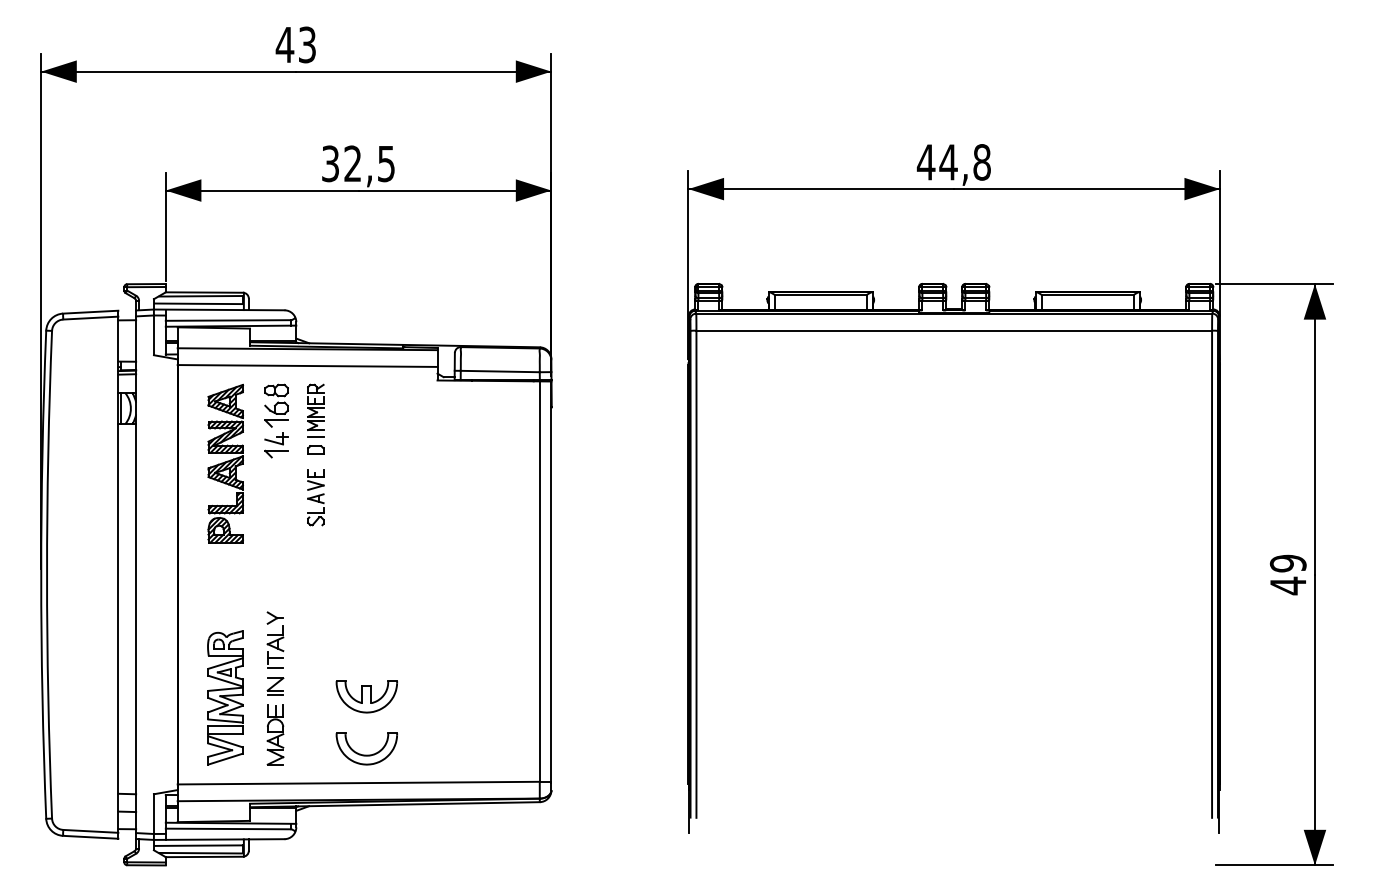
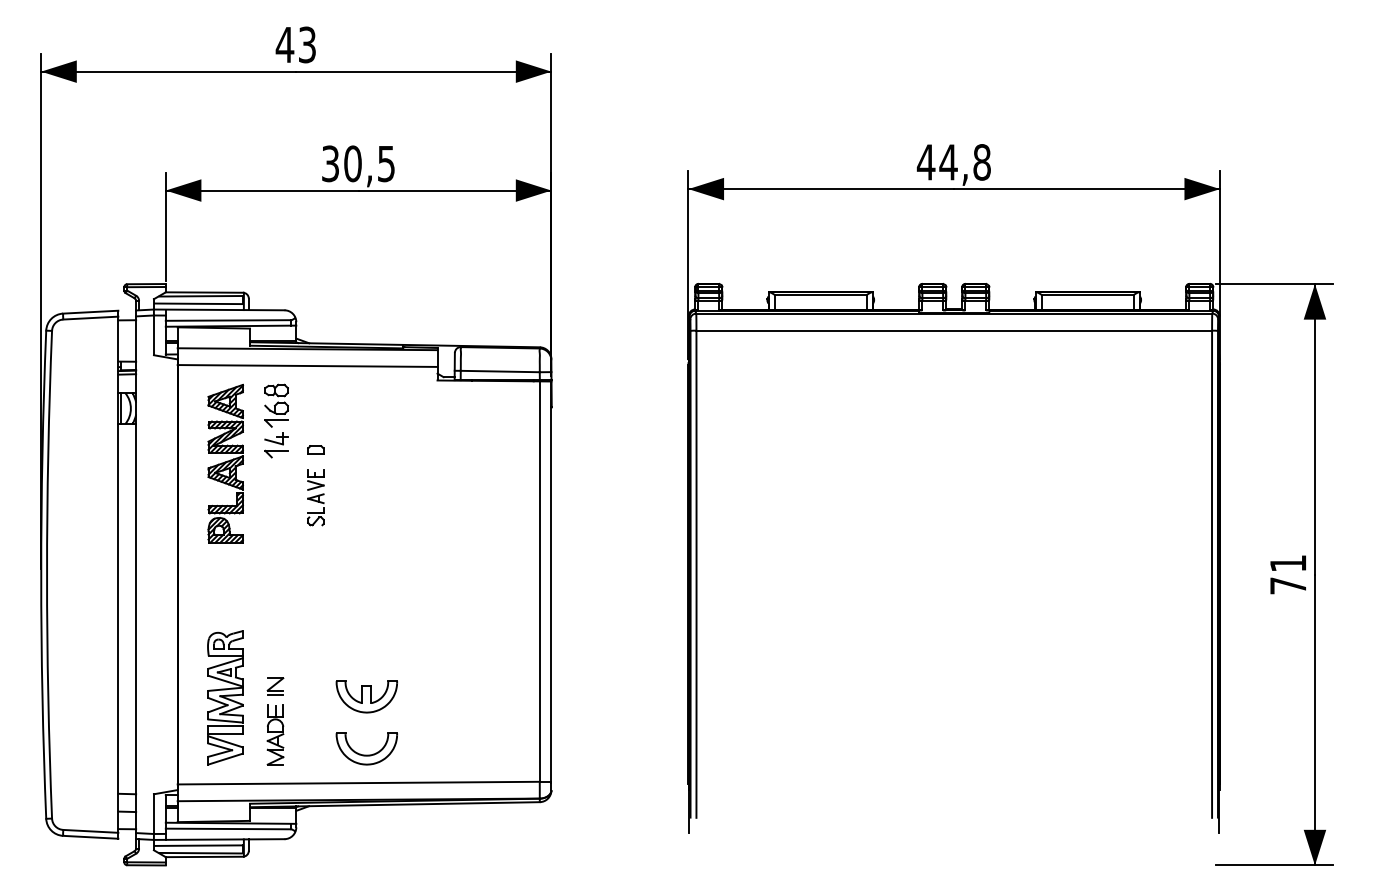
text: 32,5 -> 30,5 (352, 163)
part: present -> none (315, 410)
text: 49 -> 71 (1287, 574)
part: present -> none (275, 639)
